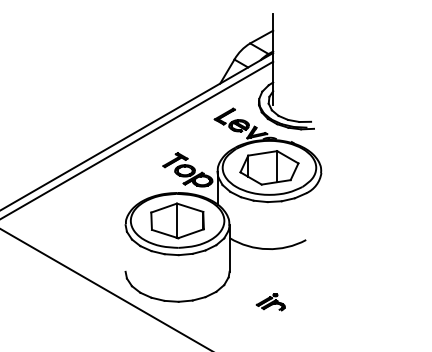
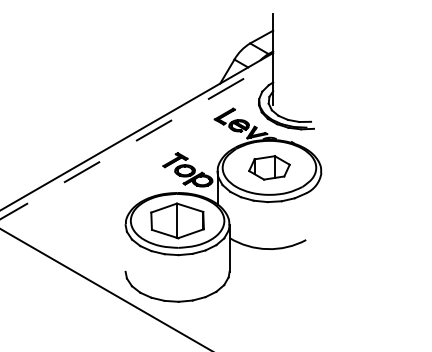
line: solid -> dashed (137, 140)
part size: 61x36 px -> 43x26 px (269, 167)
part: present -> none (270, 302)
